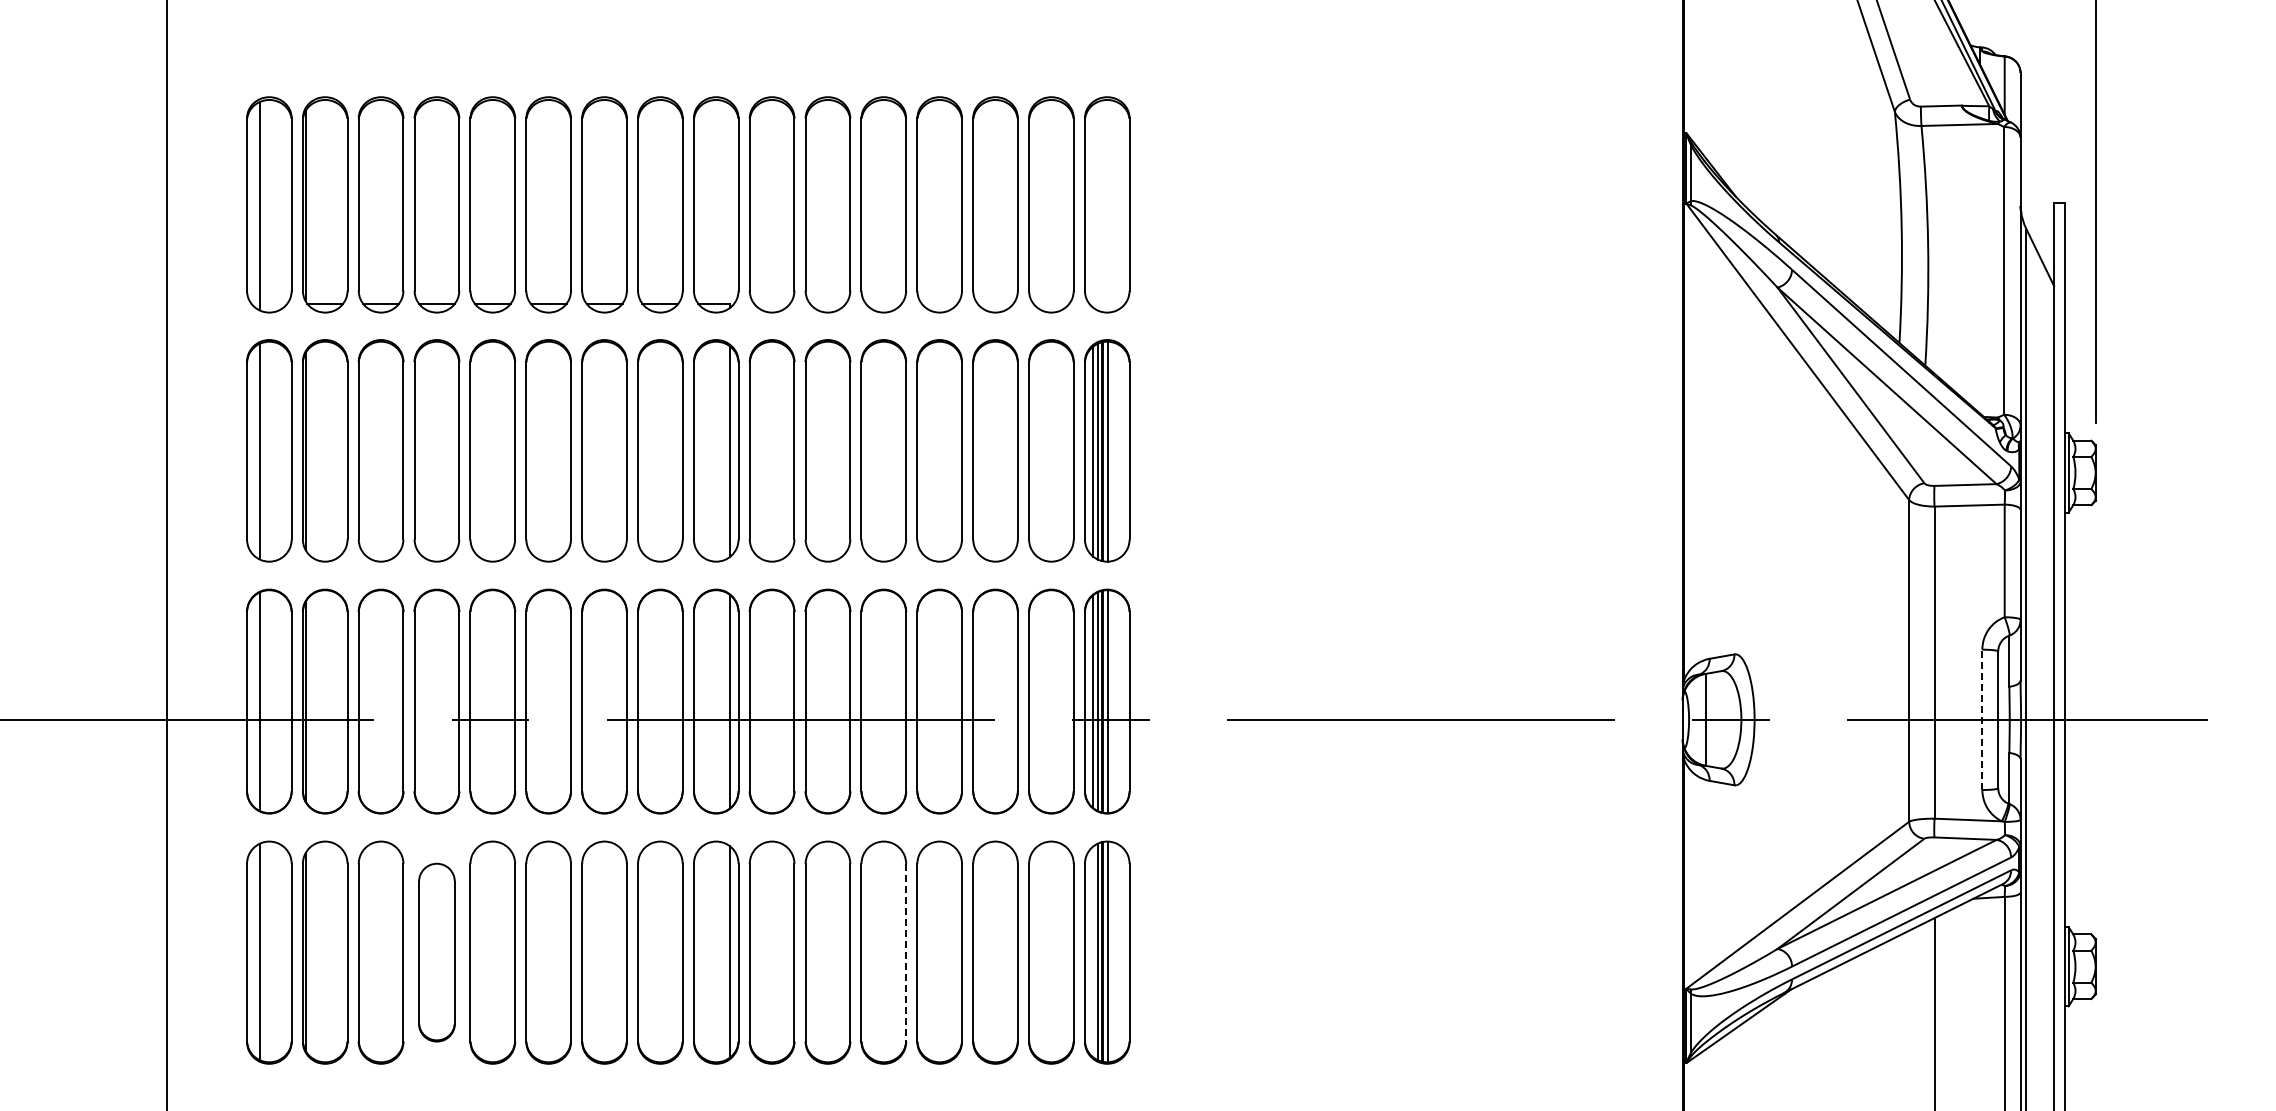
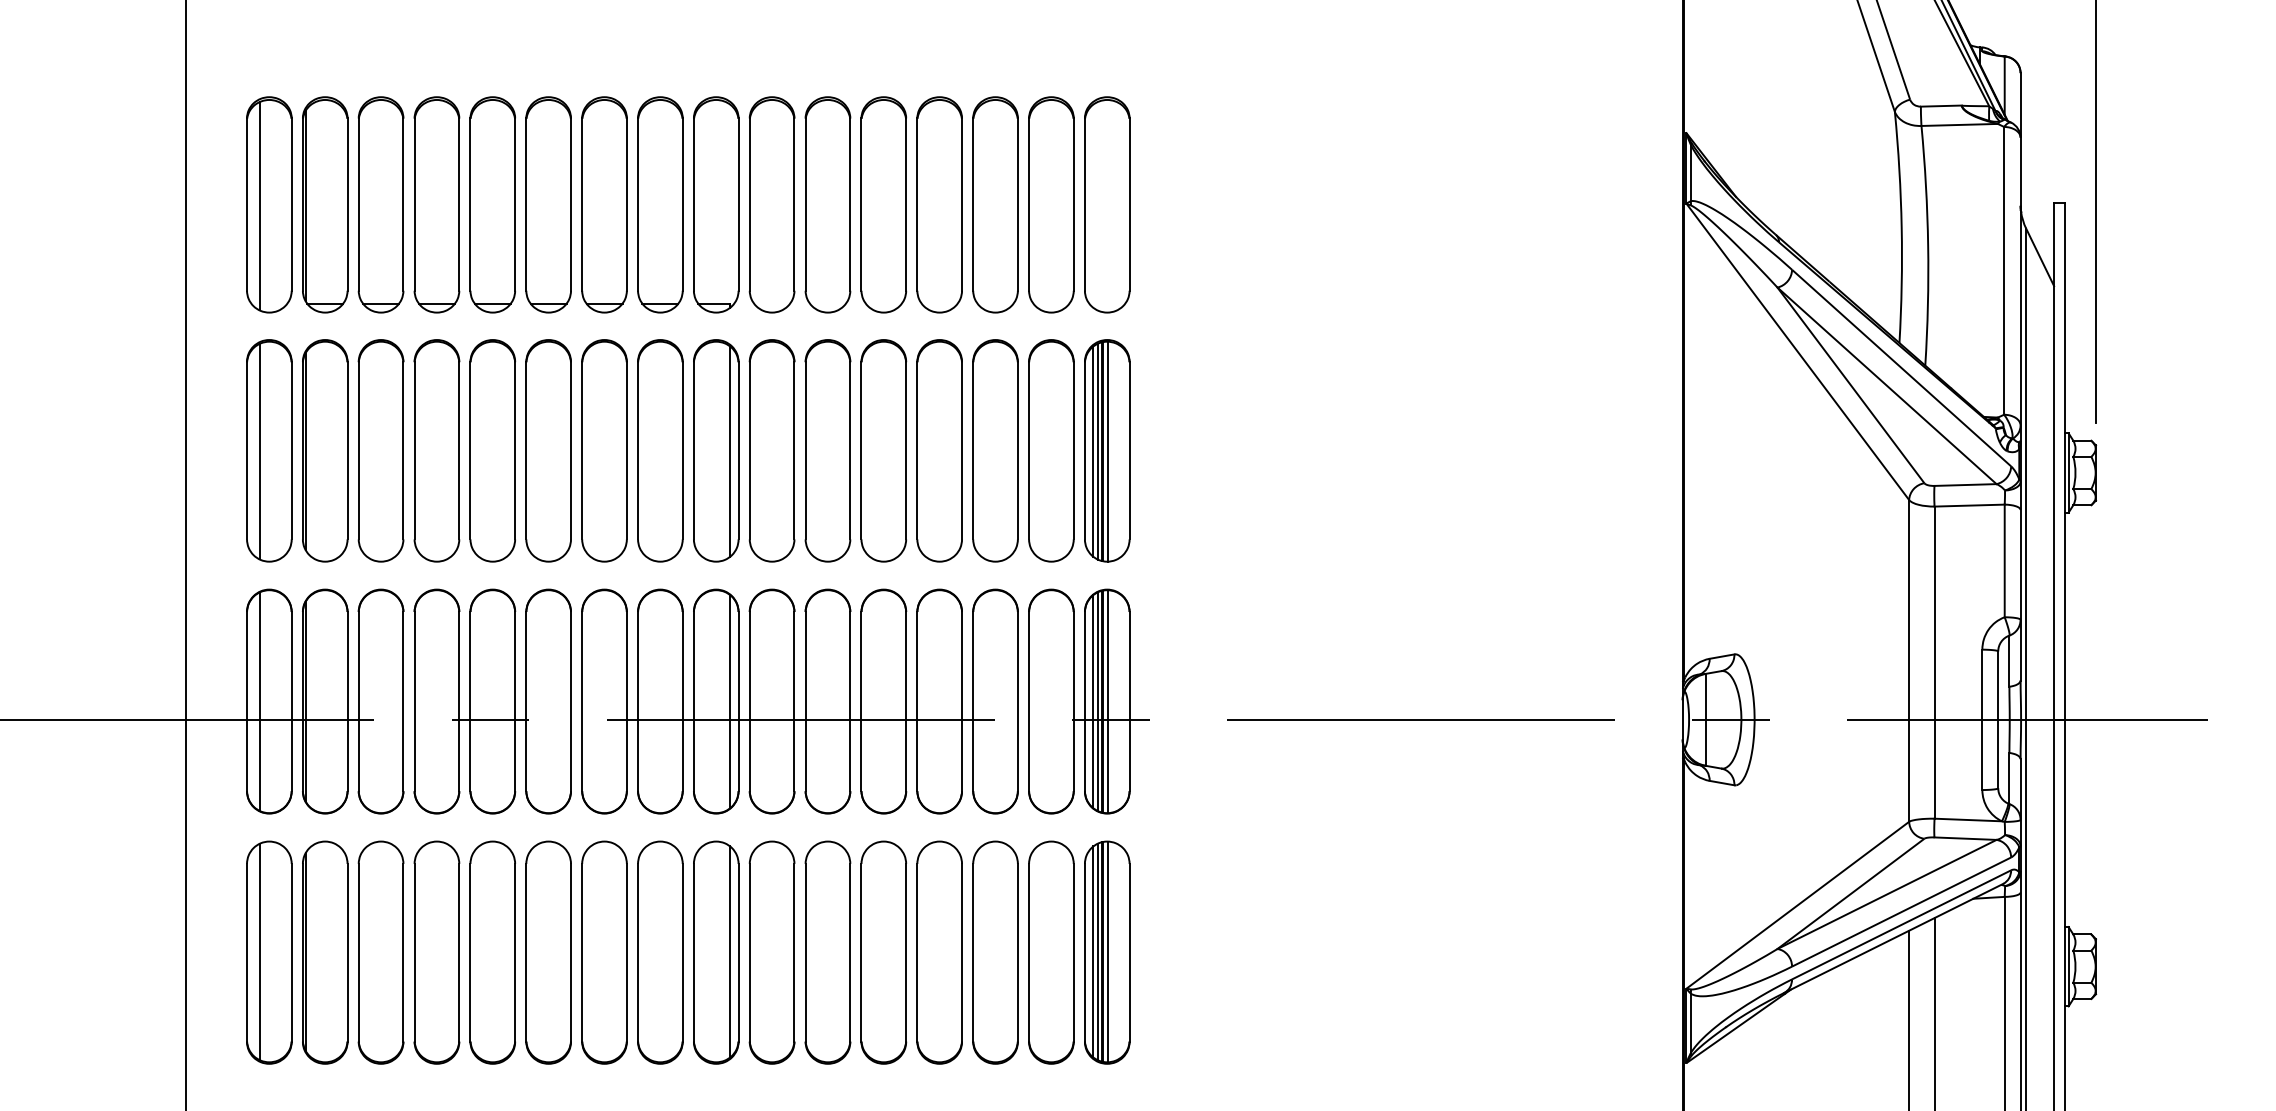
line position: (166, 554) -> (185, 554) (185, 554)
line: dashed -> solid (1982, 719)
line: none -> present (1093, 951)
part size: 38x181 px -> 48x225 px (436, 952)
line: dashed -> solid (906, 952)
line: none -> present (1909, 1018)
